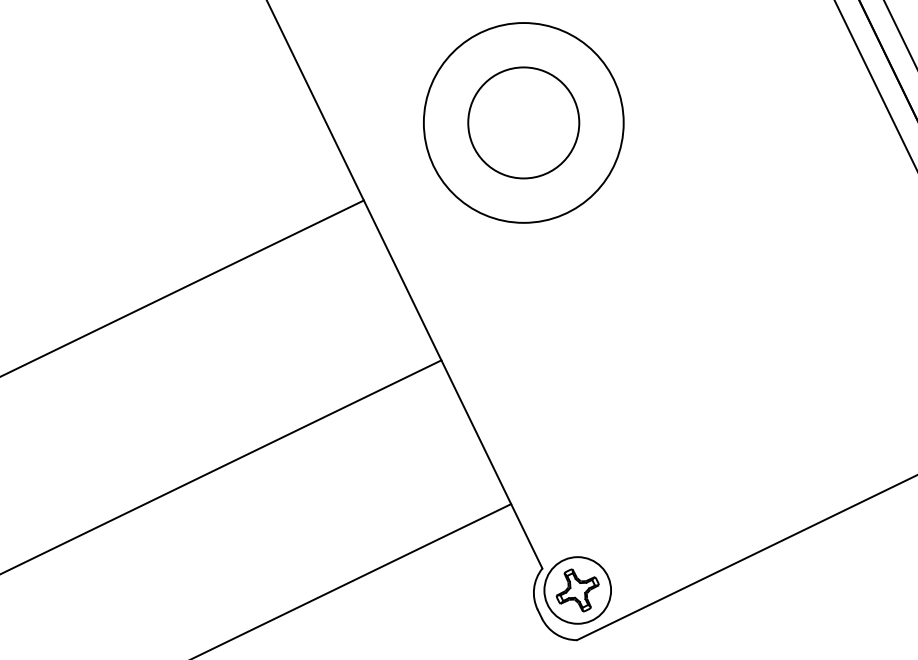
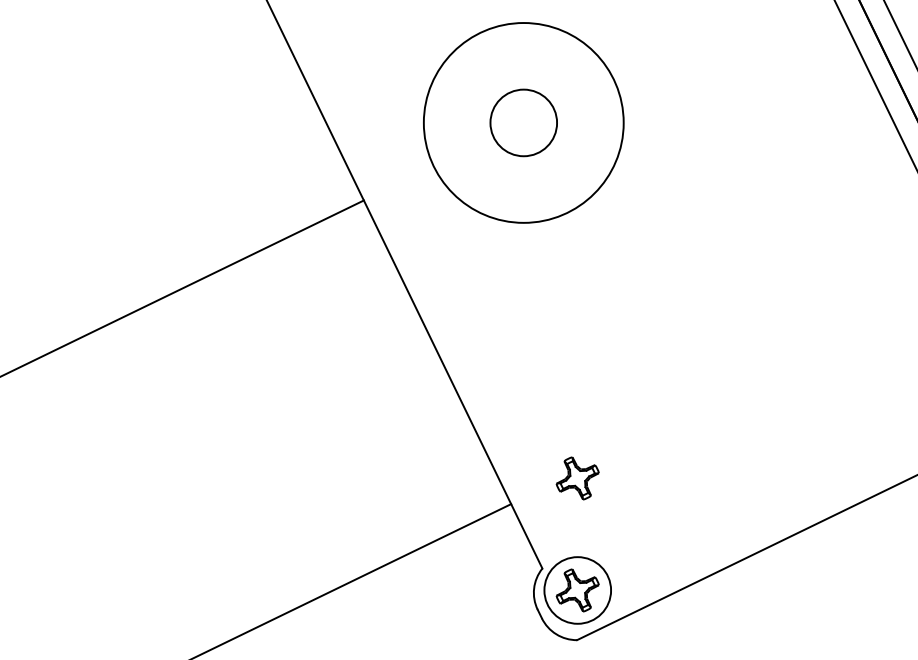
circle diameter: 111 px -> 67 px (523, 122)
line: present -> none (221, 466)
part: none -> present (577, 478)
